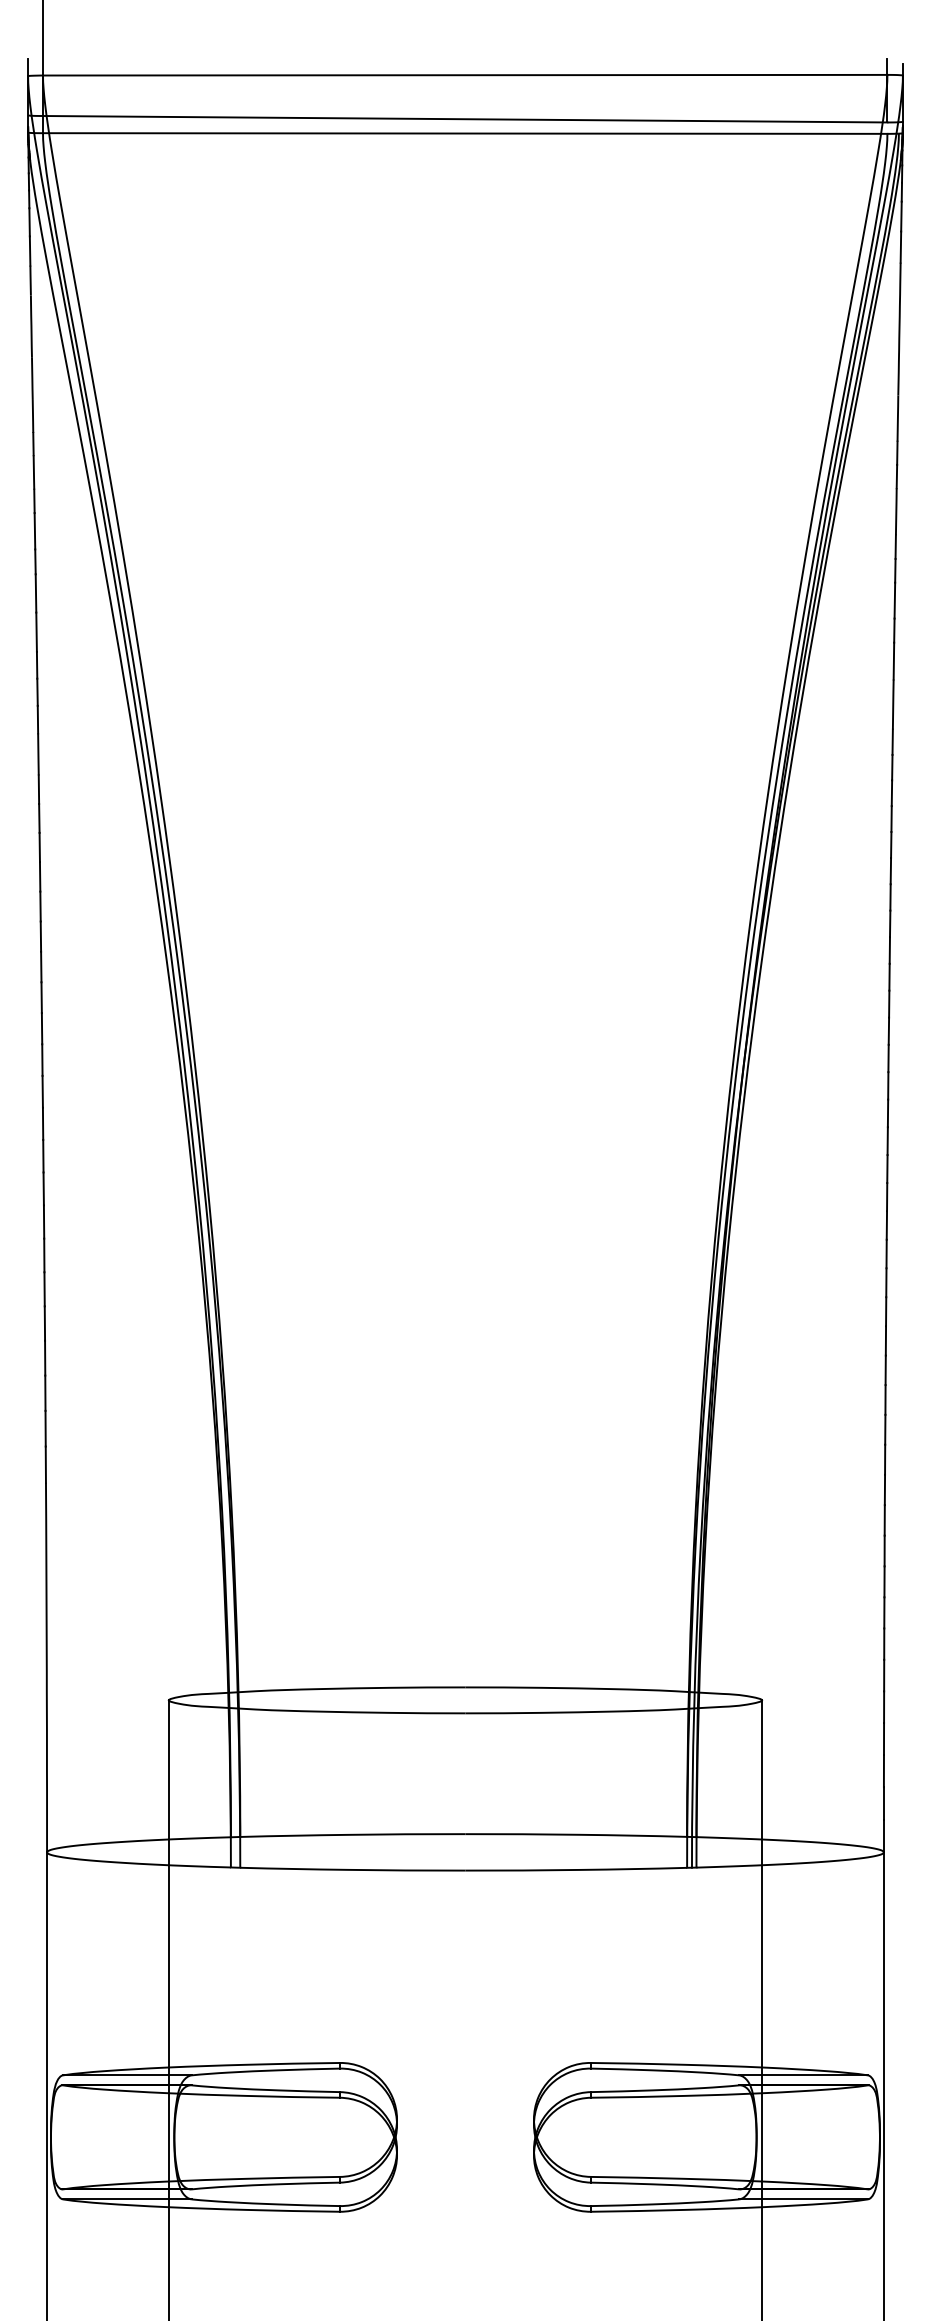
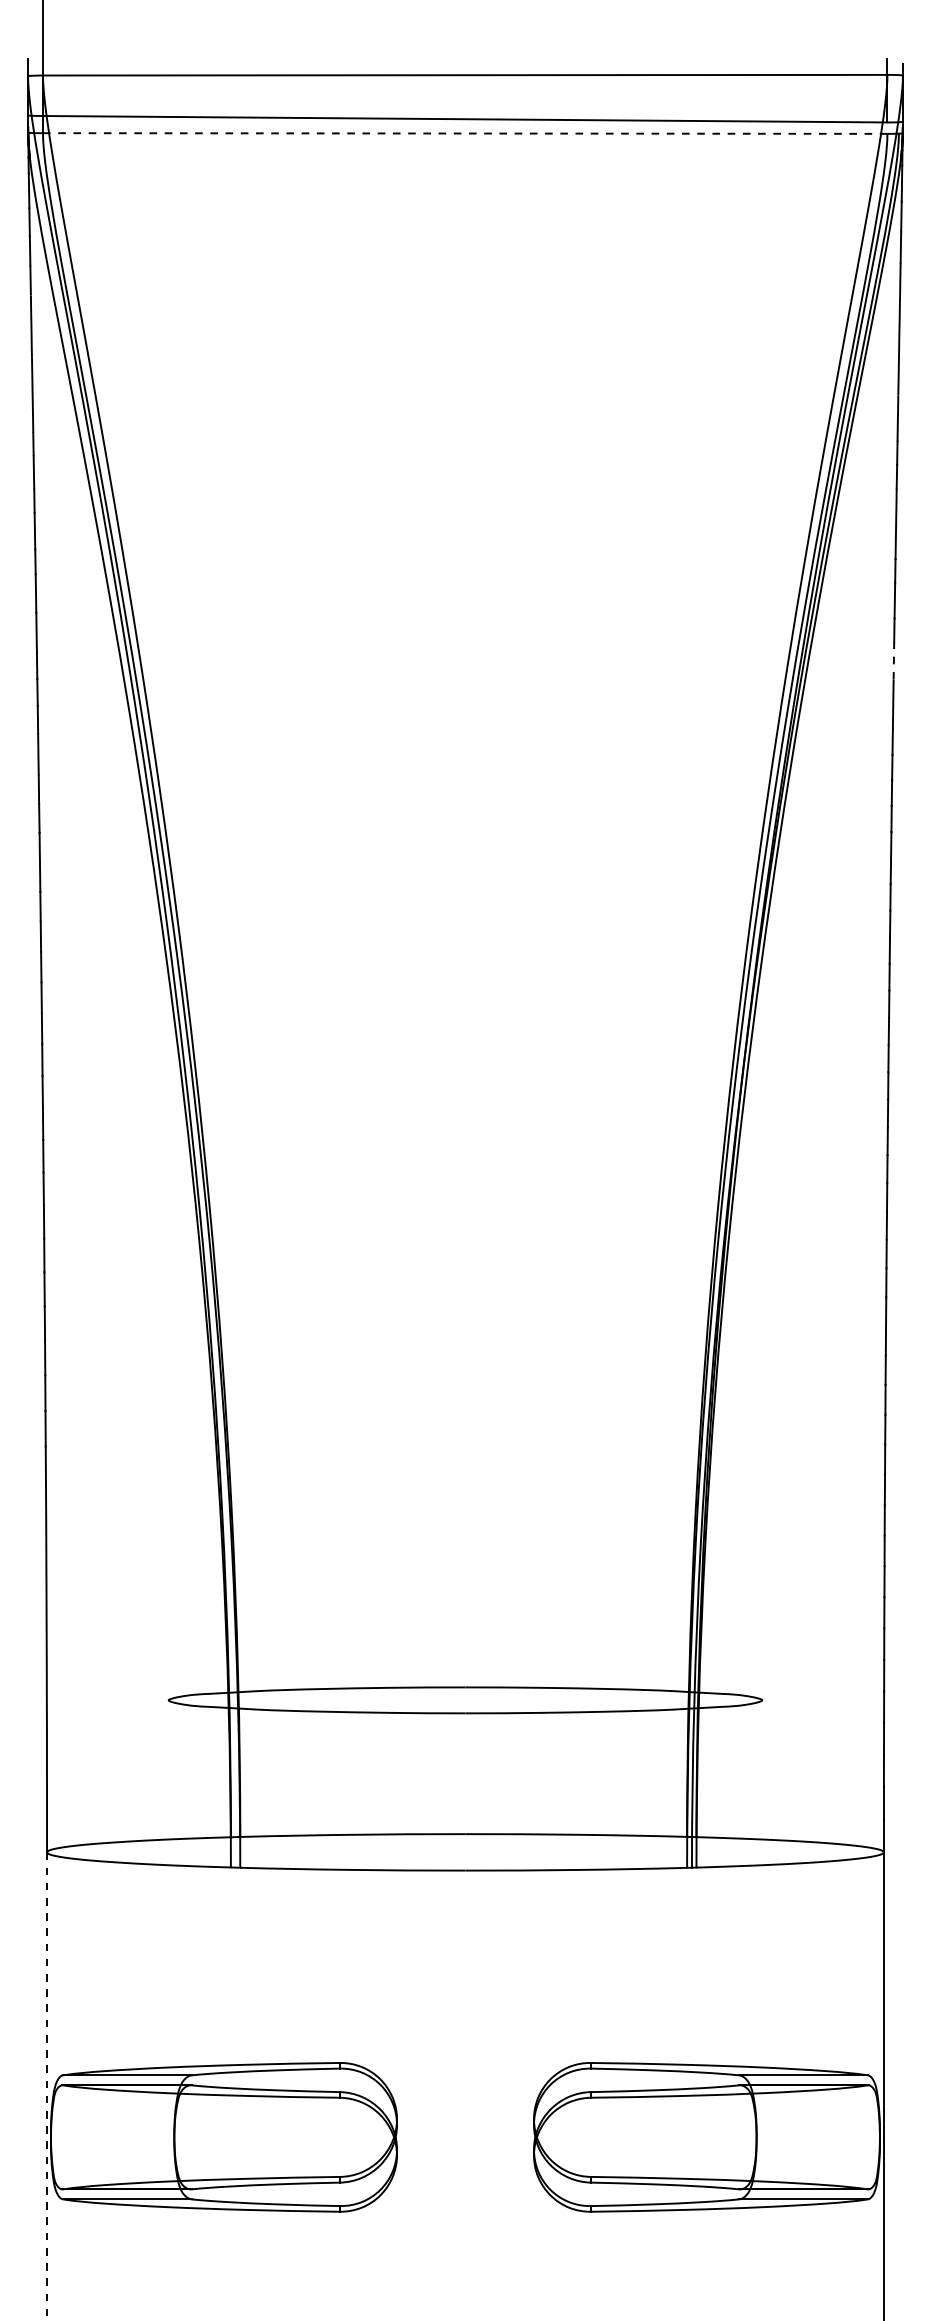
line: solid -> dashed (464, 133)
line: solid -> dashed (893, 660)
line: present -> none (168, 2008)
line: present -> none (762, 2008)
line: solid -> dashed (47, 2087)
